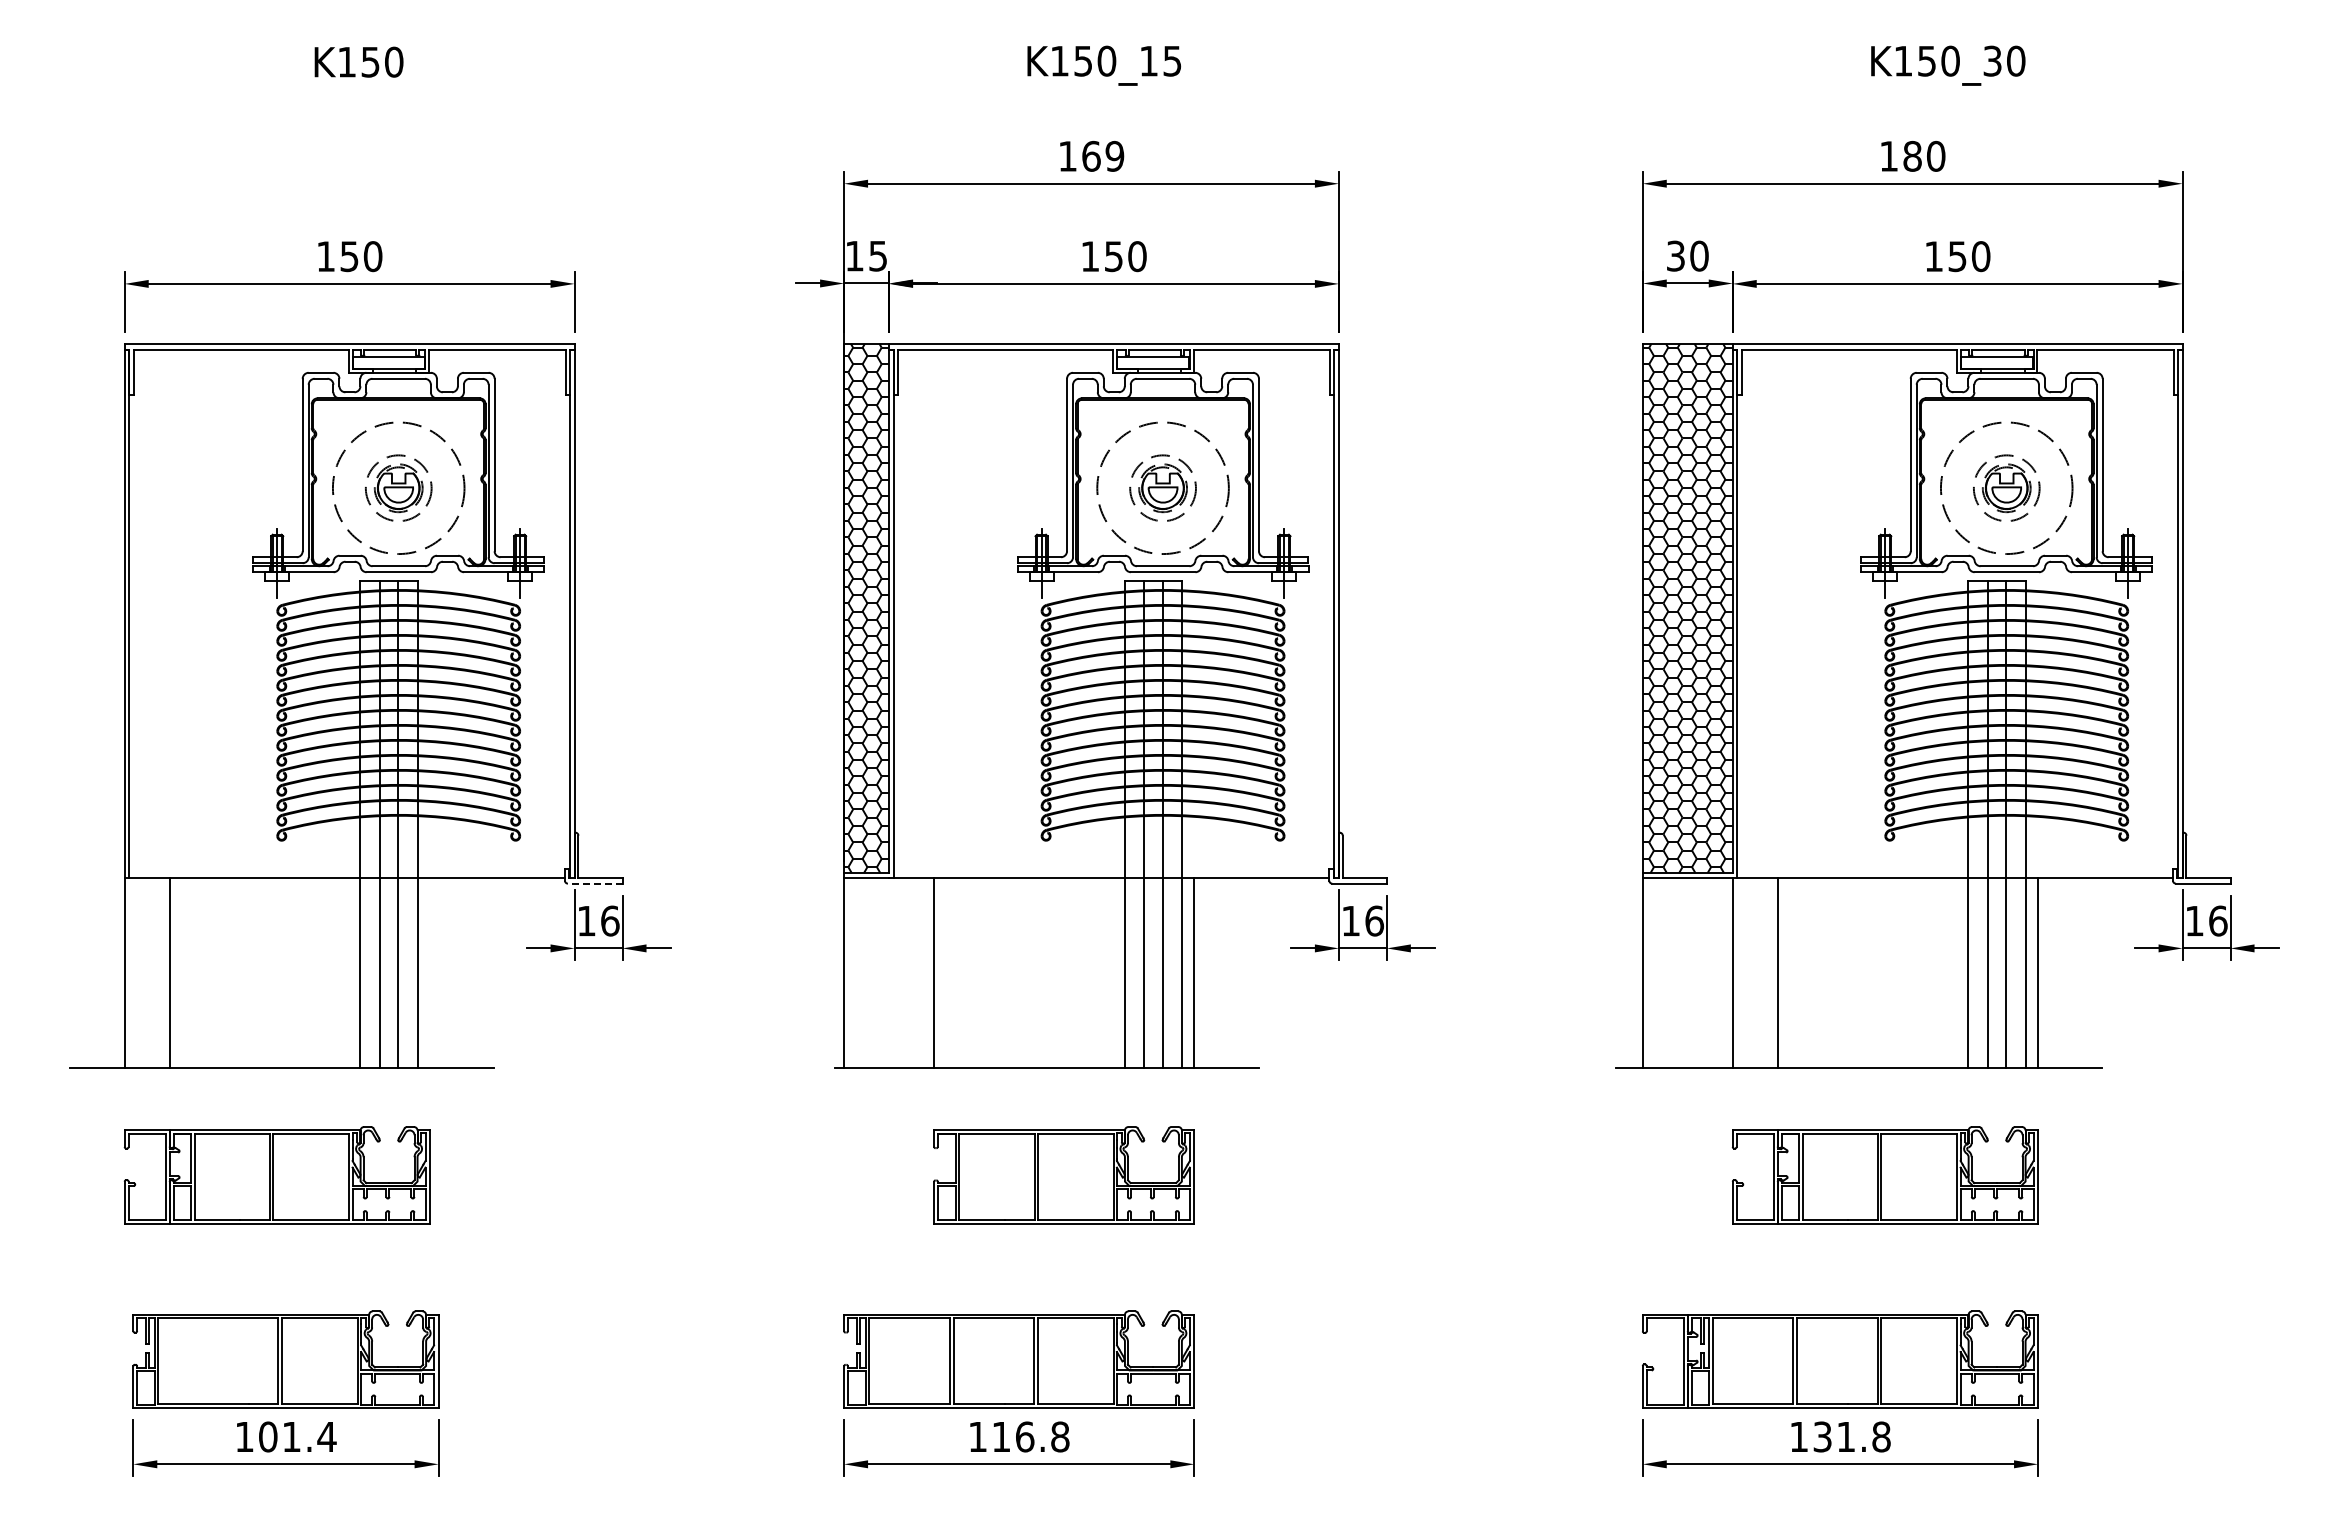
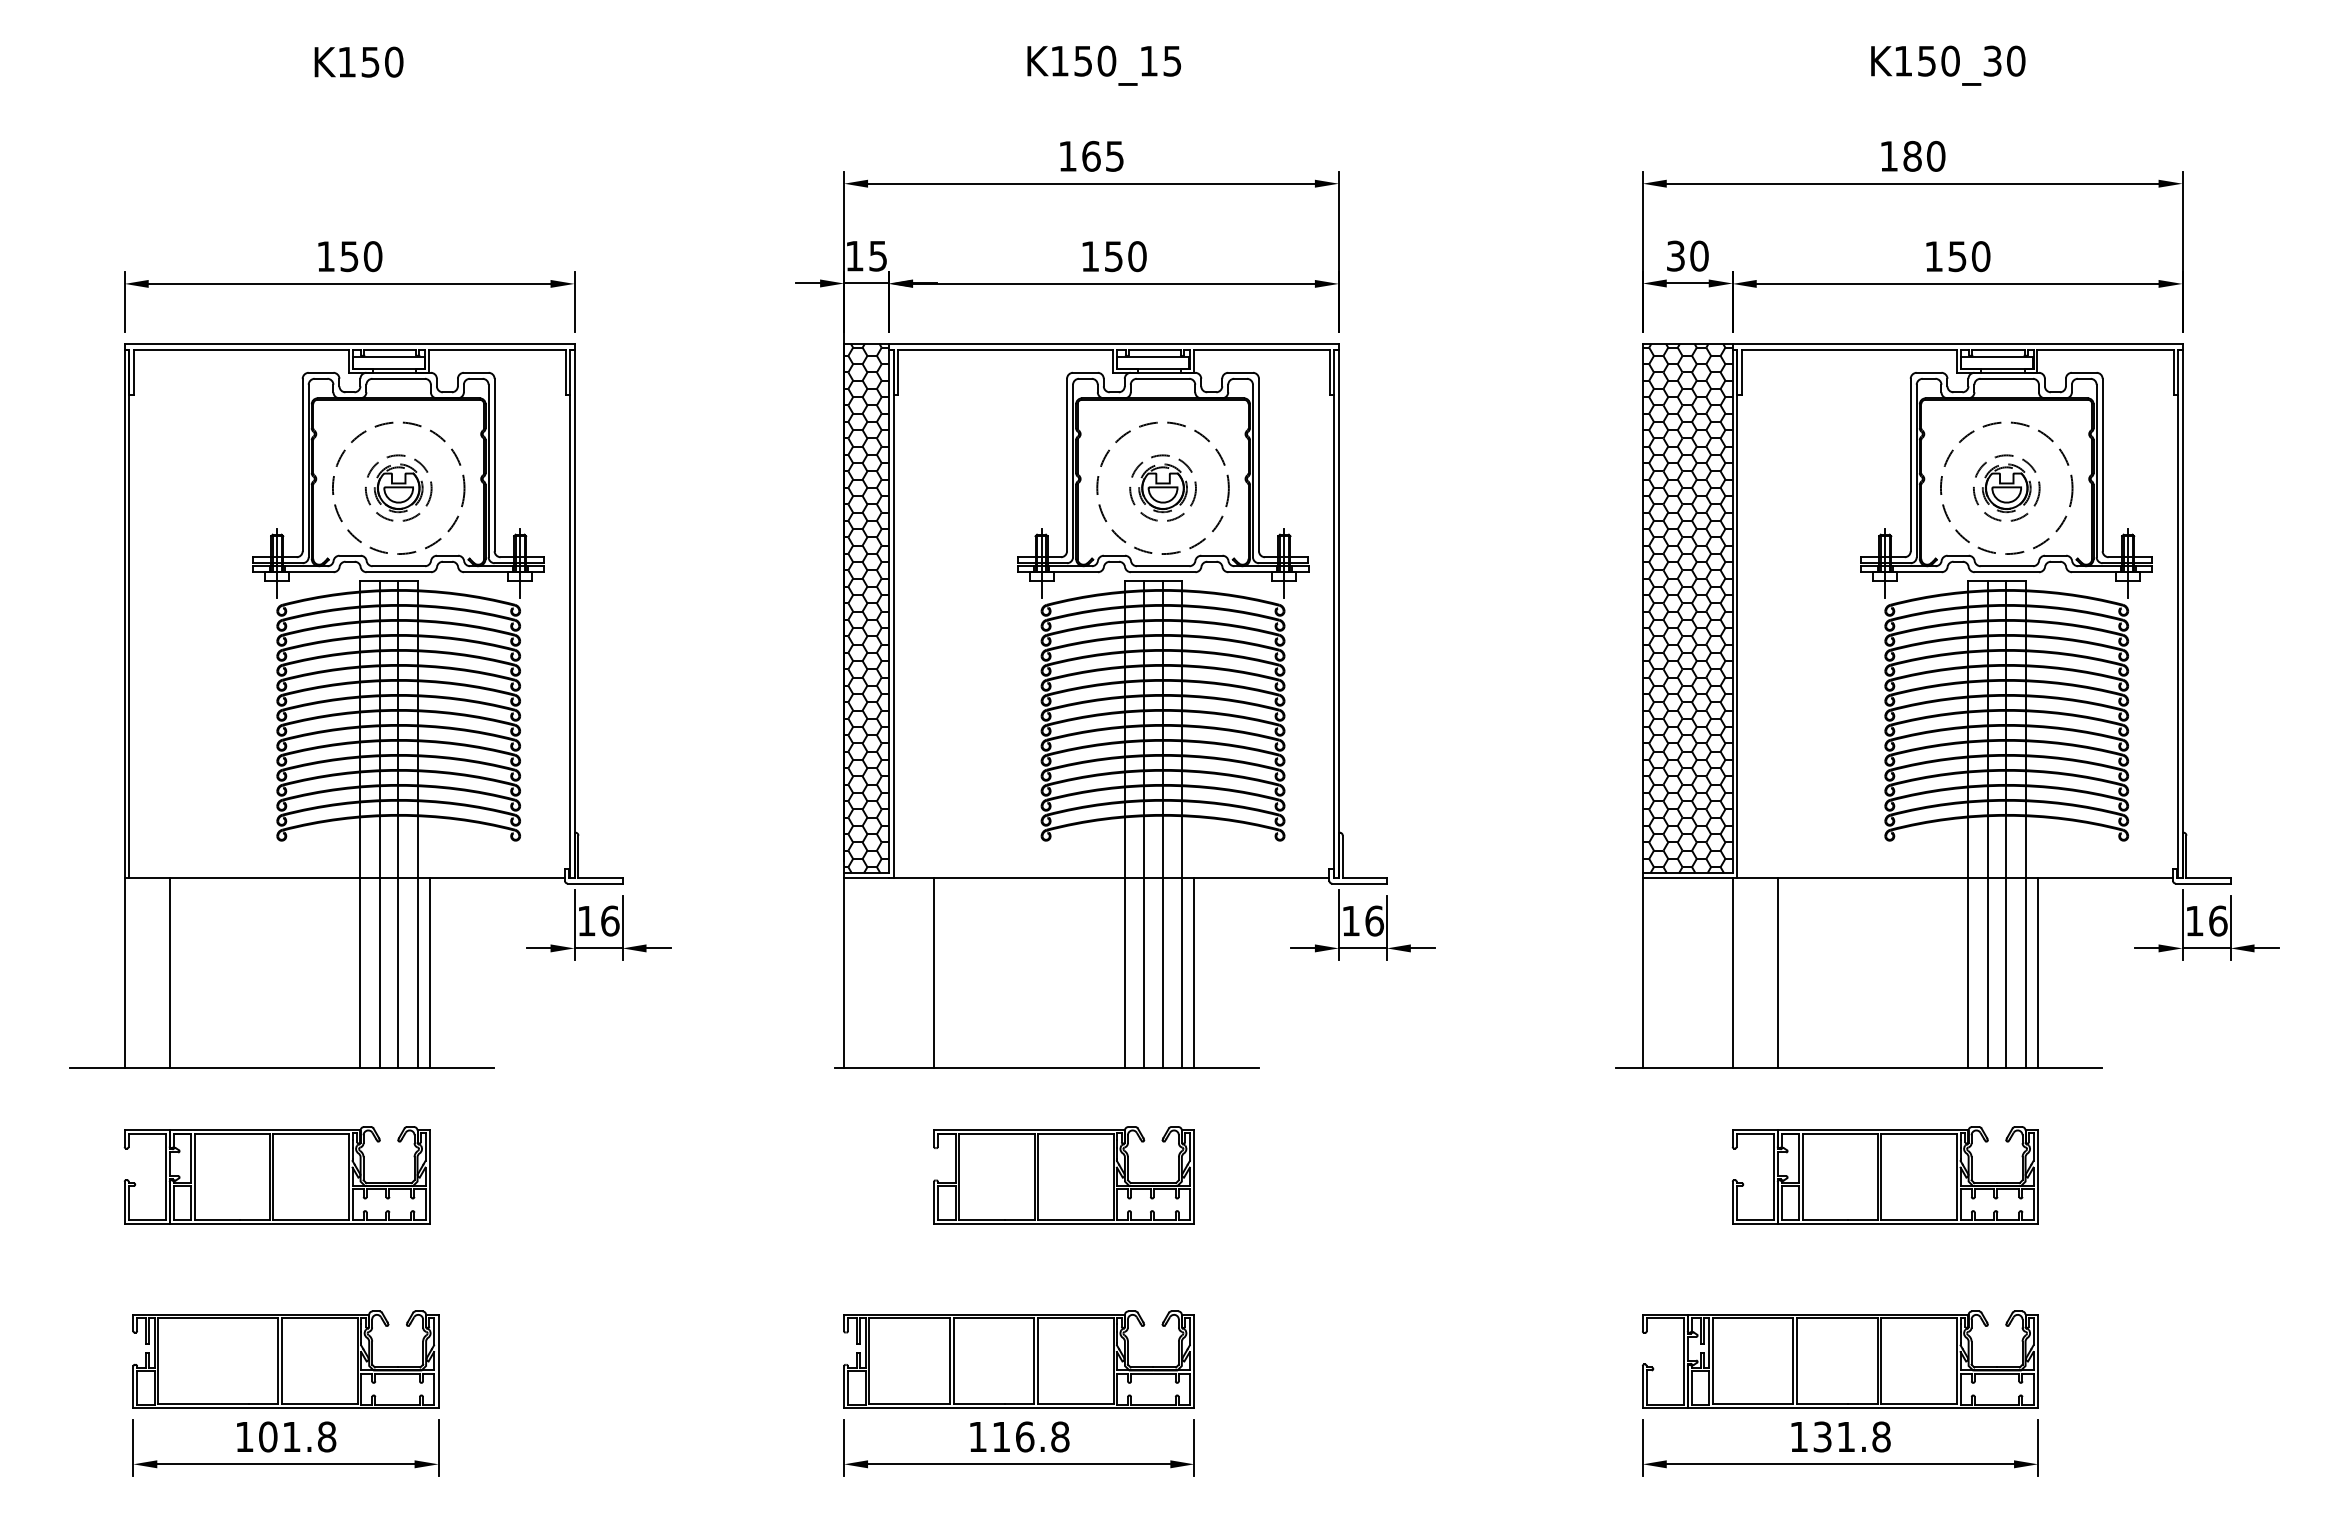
text: 169 -> 165 (1114, 155)
line: dashed -> solid (594, 883)
line: none -> present (430, 972)
text: 101.4 -> 101.8 (326, 1436)
